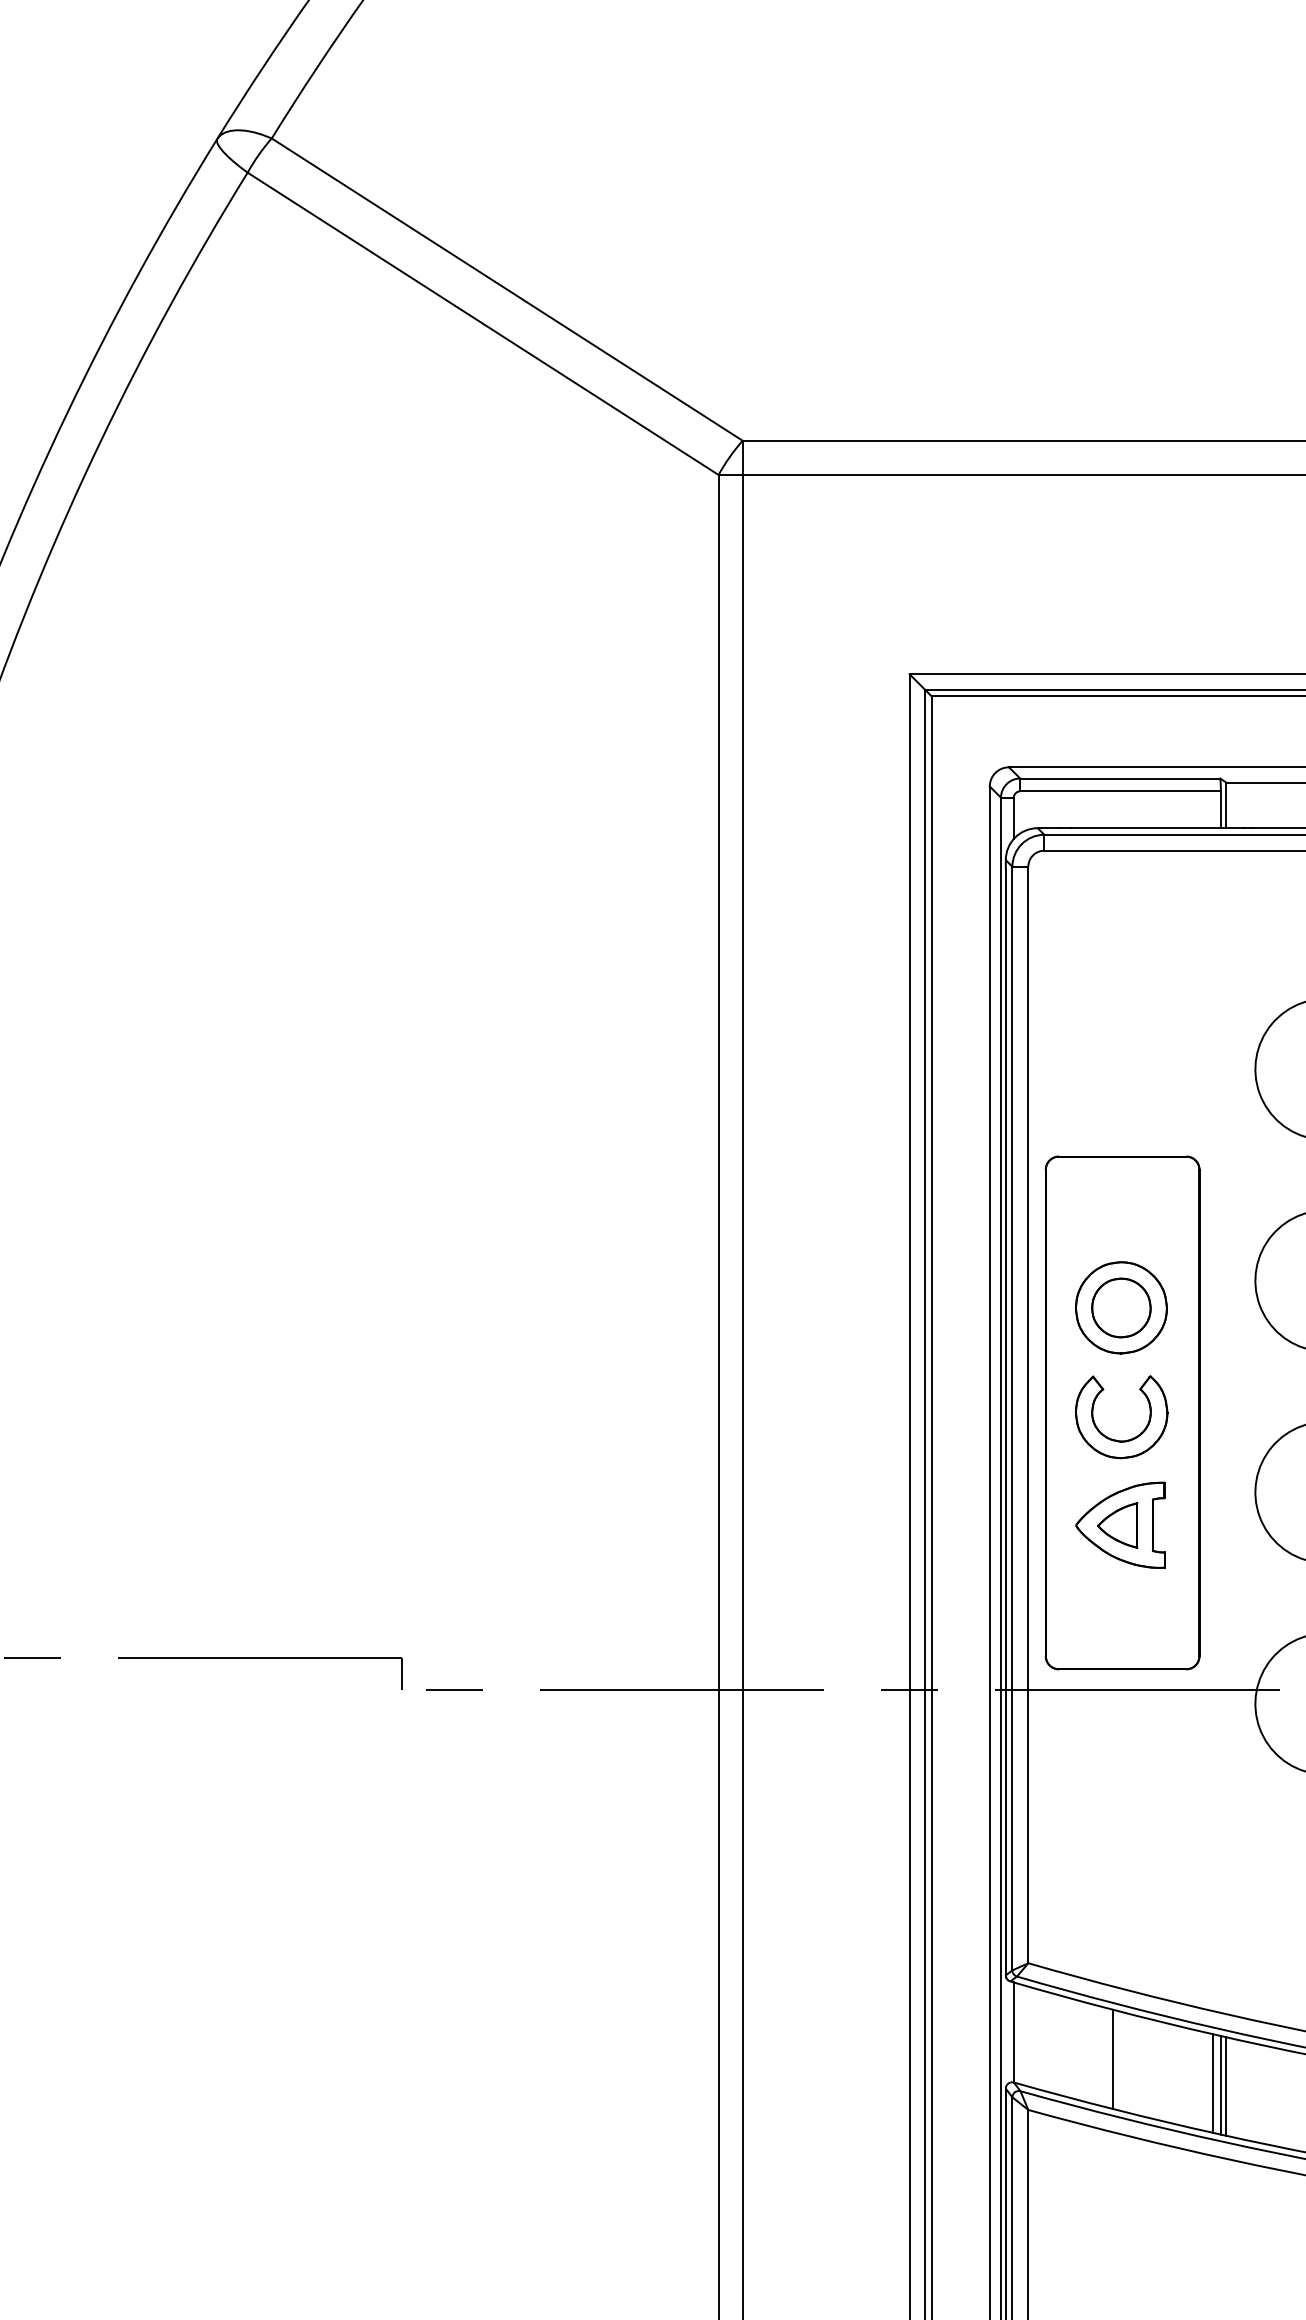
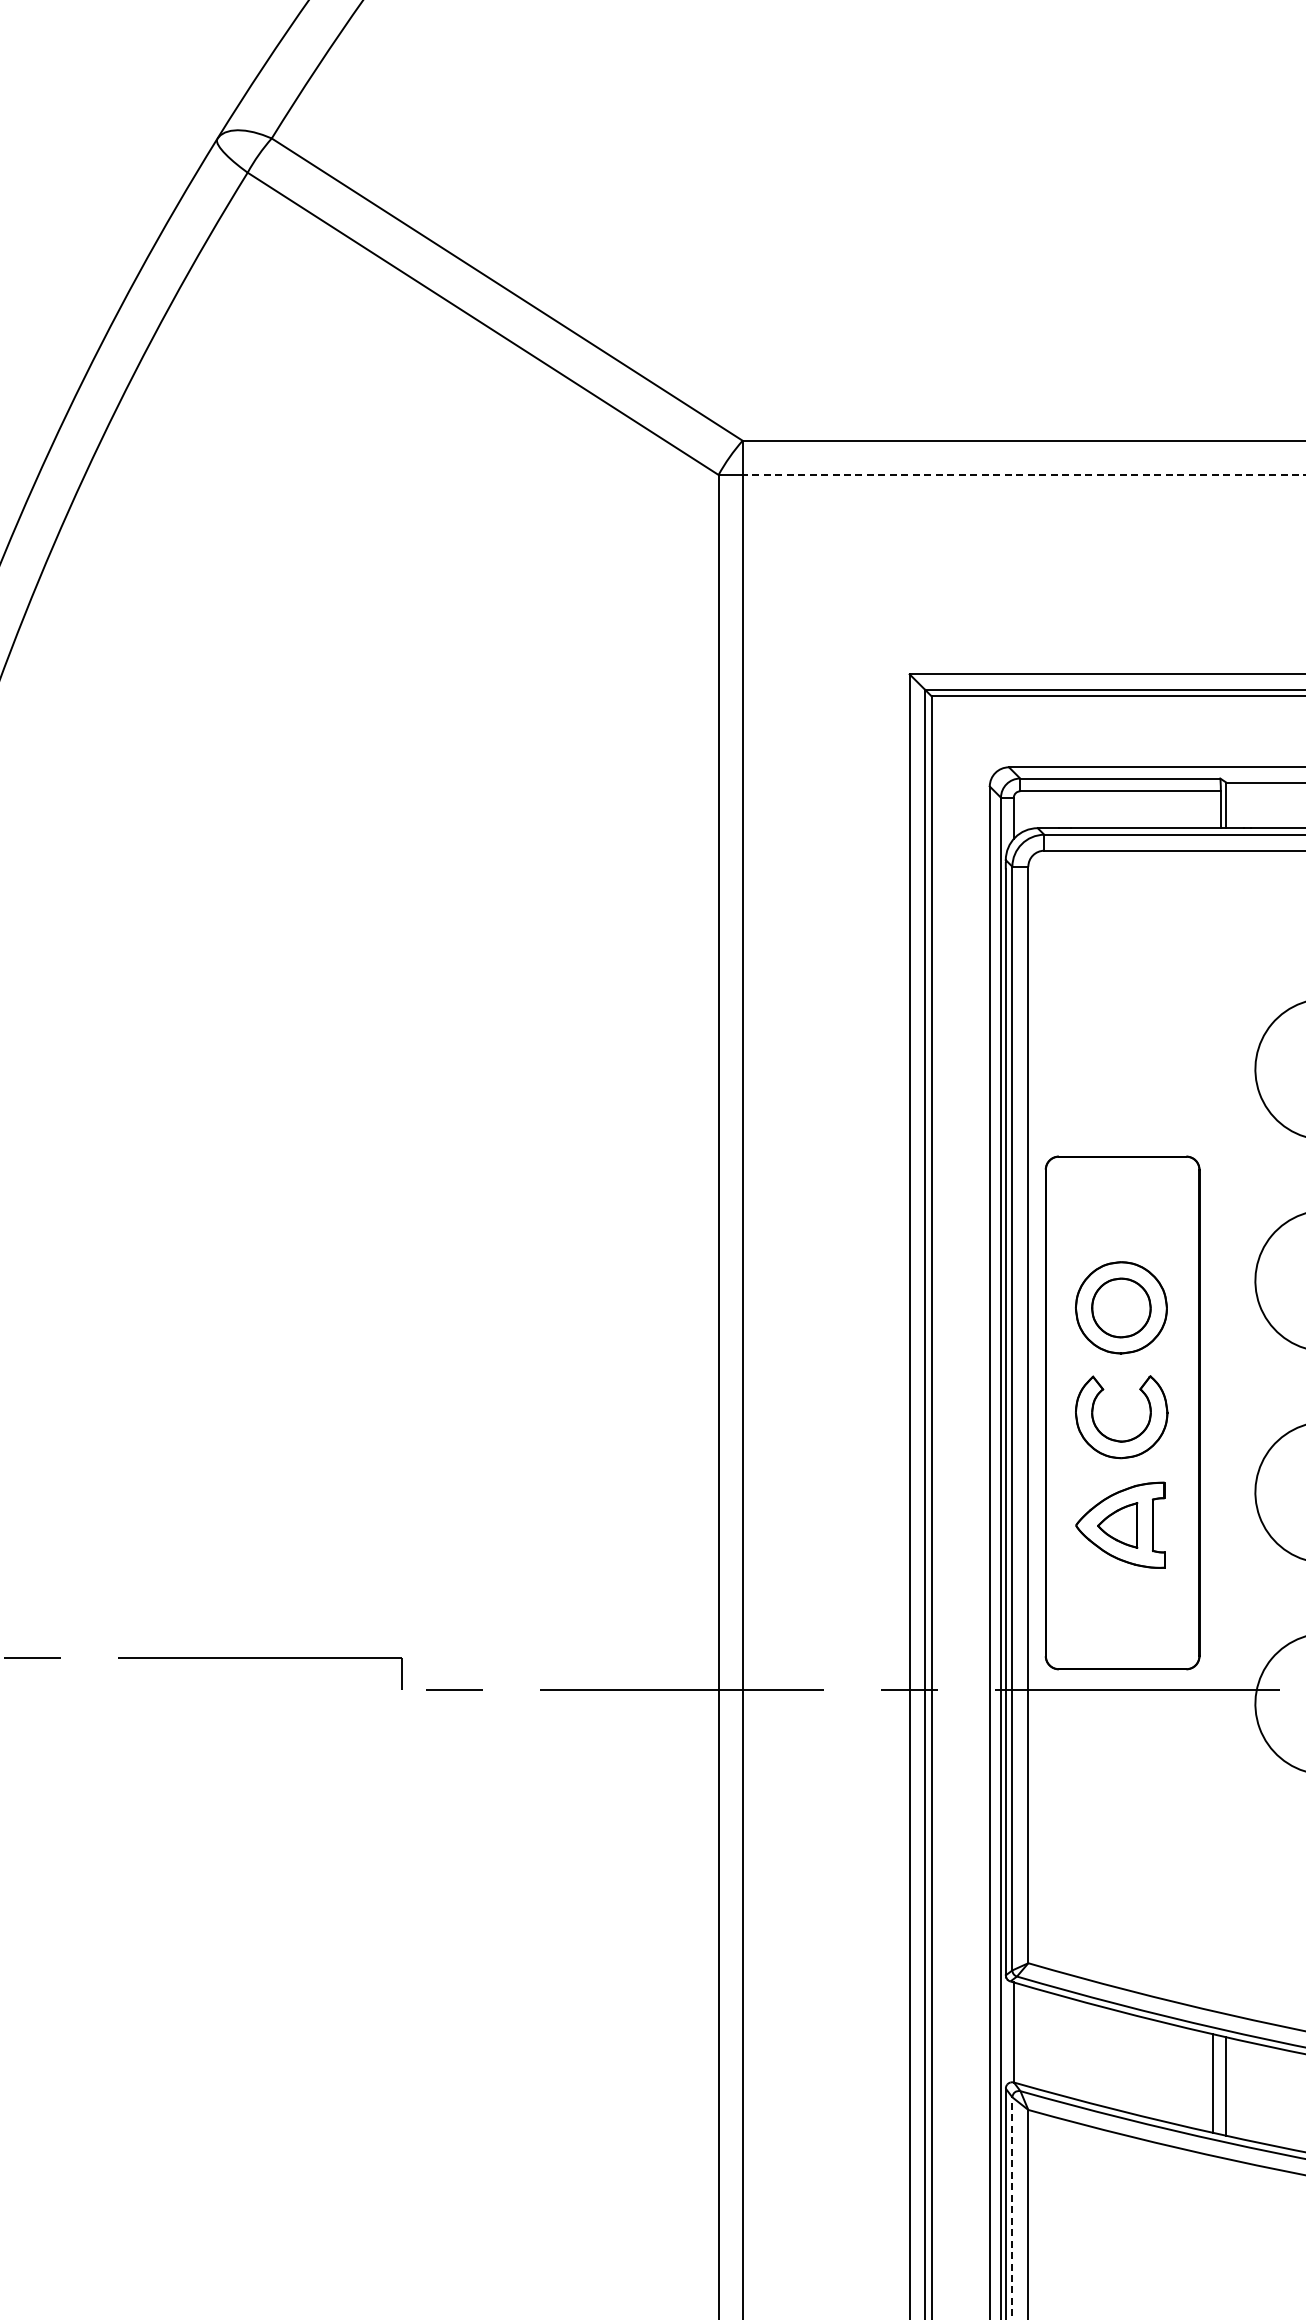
line: solid -> dashed (1023, 474)
line: present -> none (1112, 2058)
line: present -> none (1220, 2085)
line: solid -> dashed (1012, 2208)
